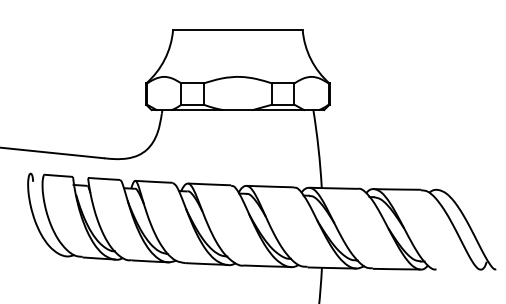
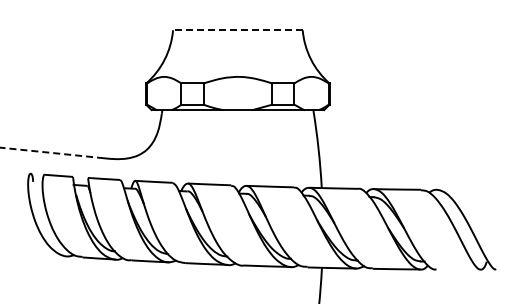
line: solid -> dashed (237, 30)
line: solid -> dashed (51, 152)
